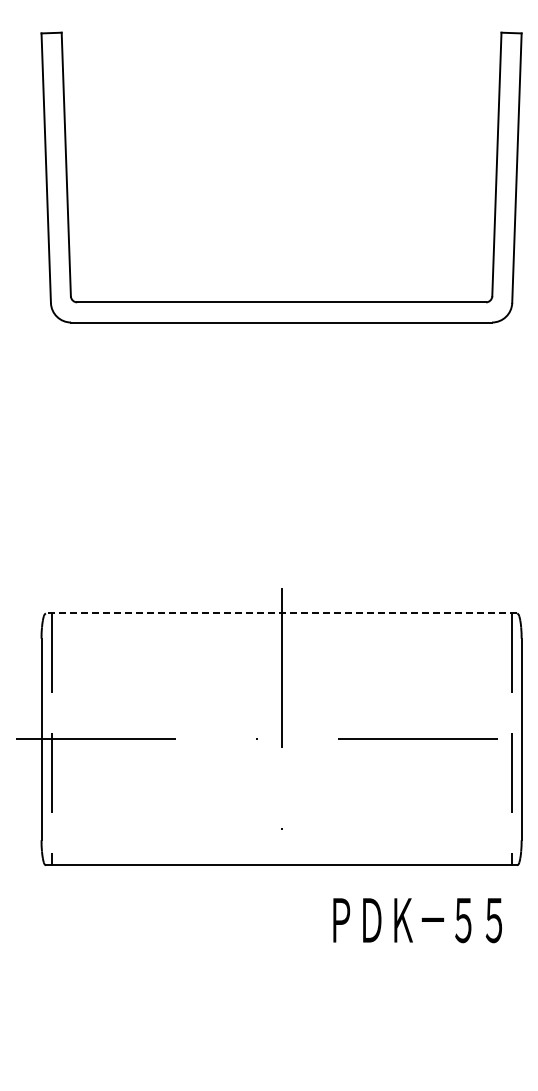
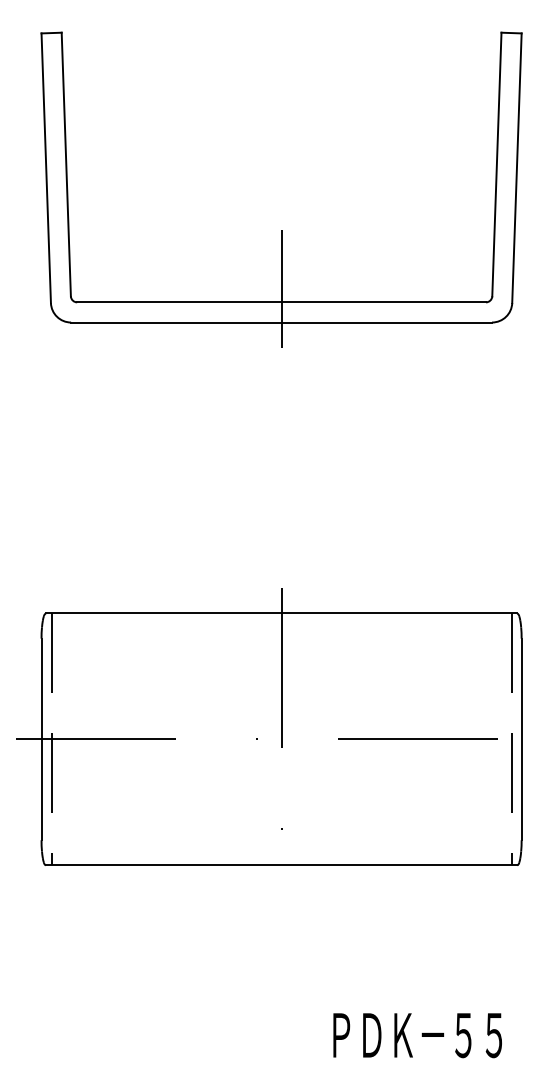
line: none -> present (281, 288)
line: dashed -> solid (281, 613)
text position: (417, 920) -> (417, 1035) (417, 1035)
